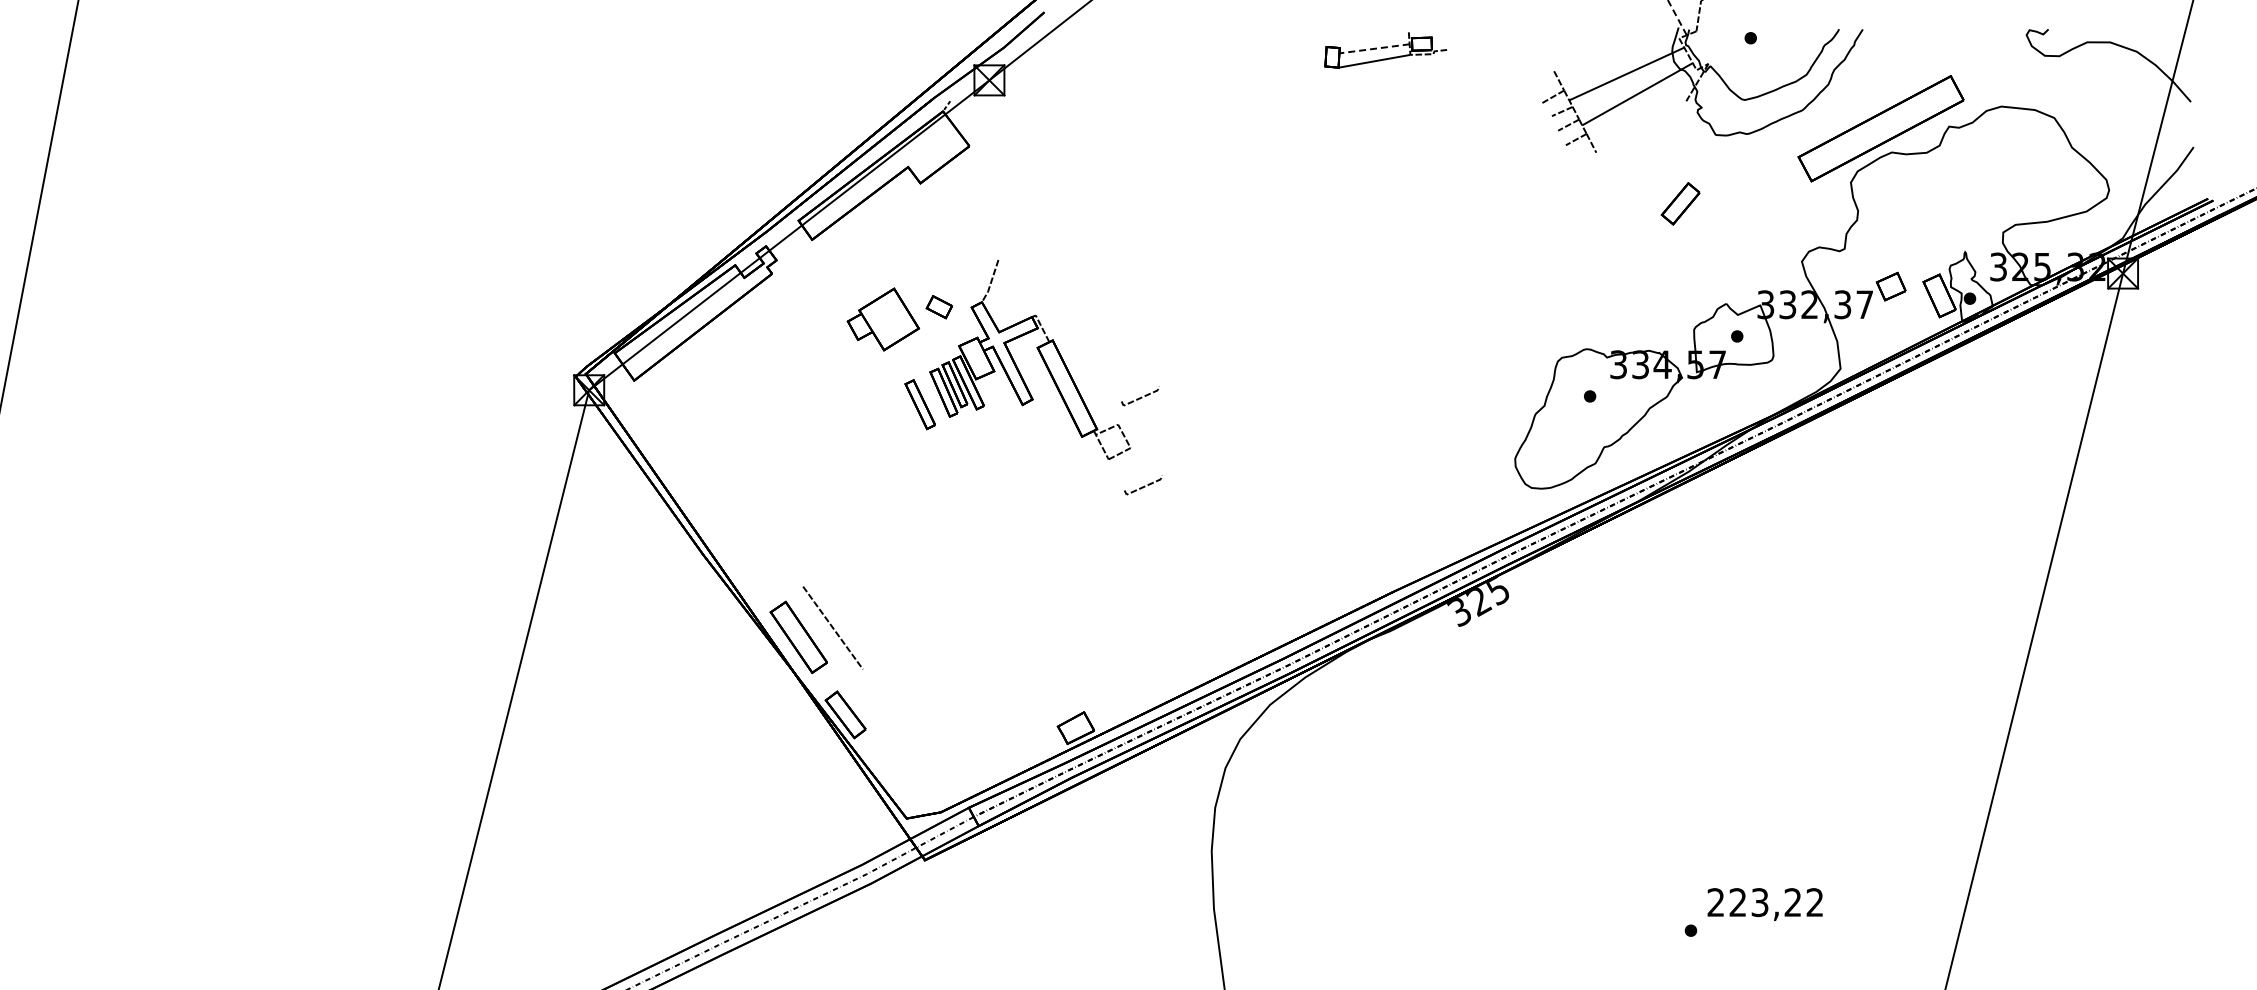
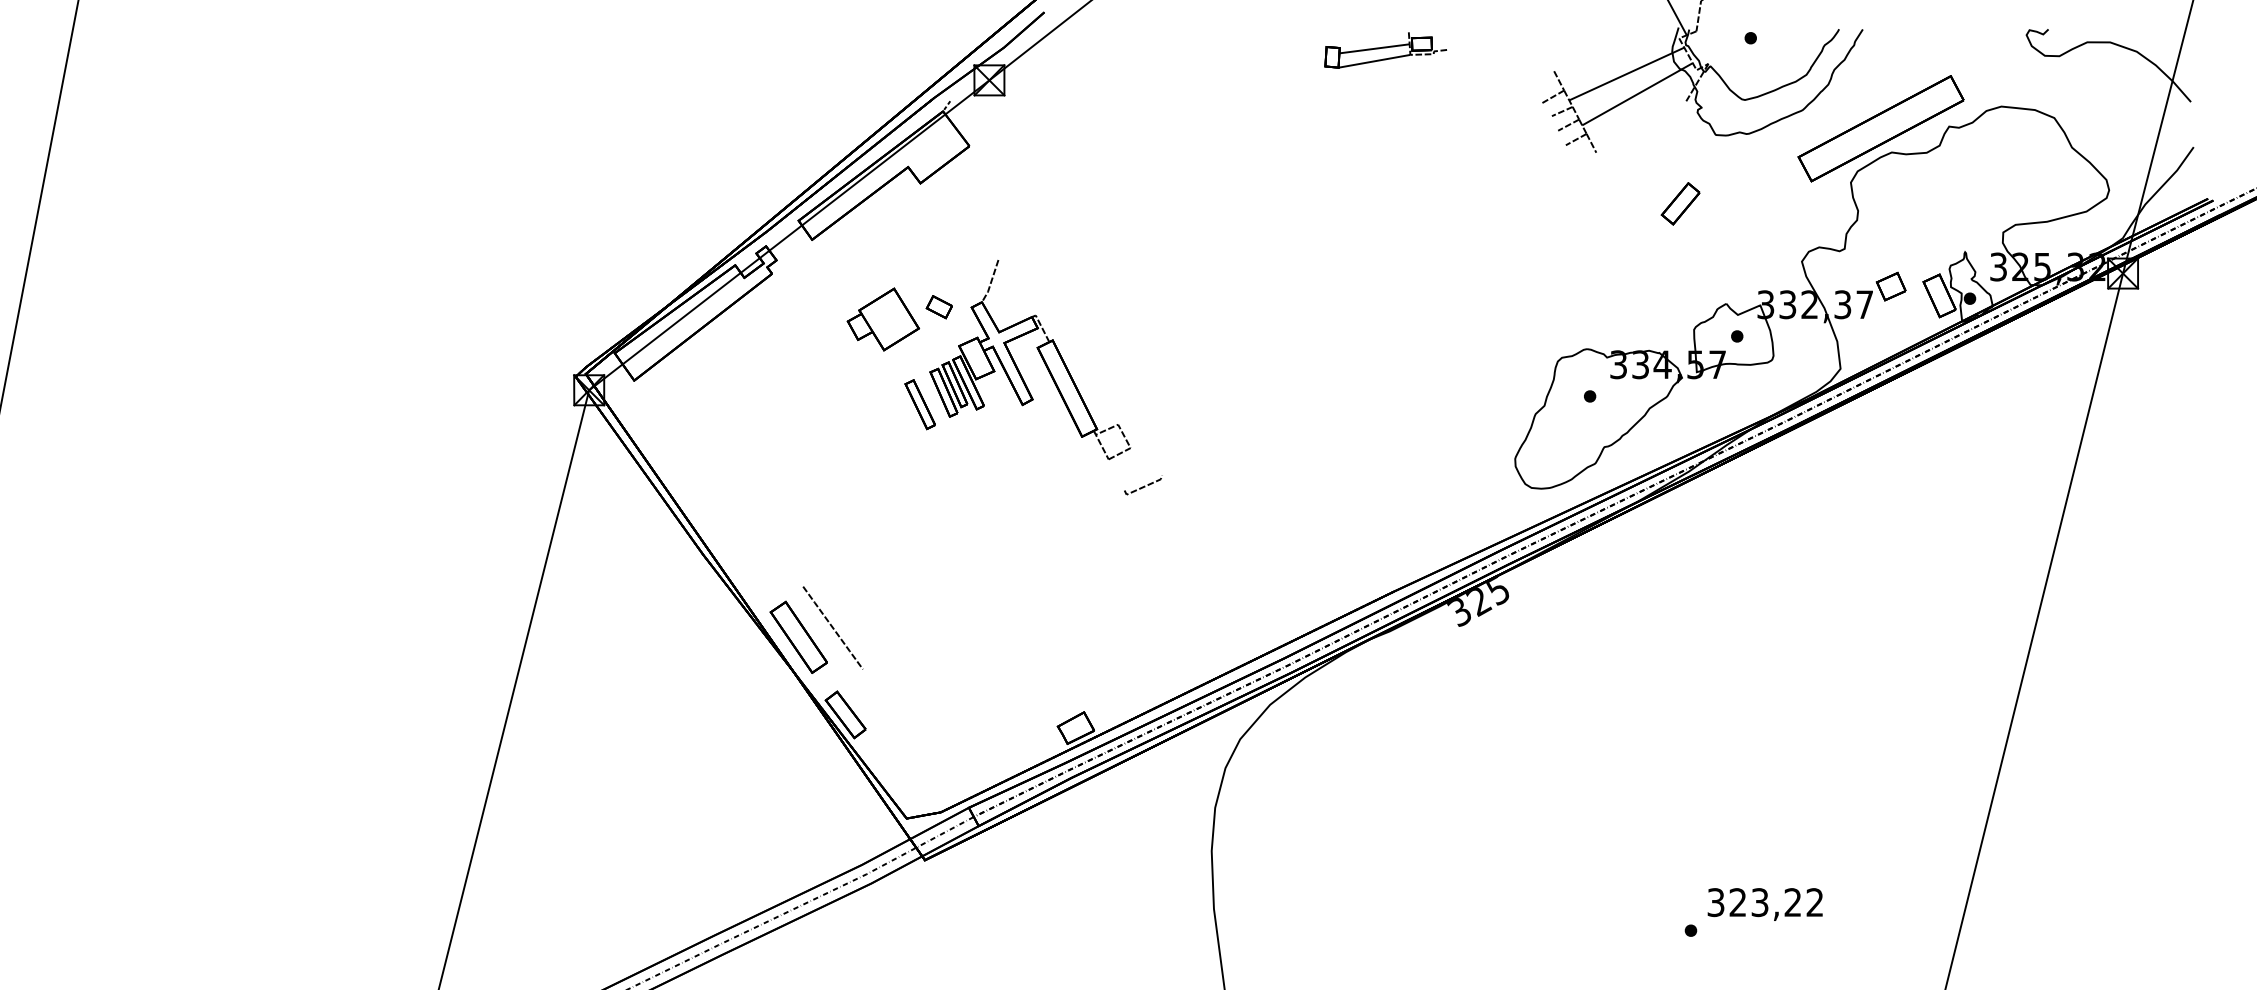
line: dashed -> solid (1677, 17)
line: dashed -> solid (1374, 48)
line: present -> none (1141, 396)
text: 223,22 -> 323,22 (1715, 902)
